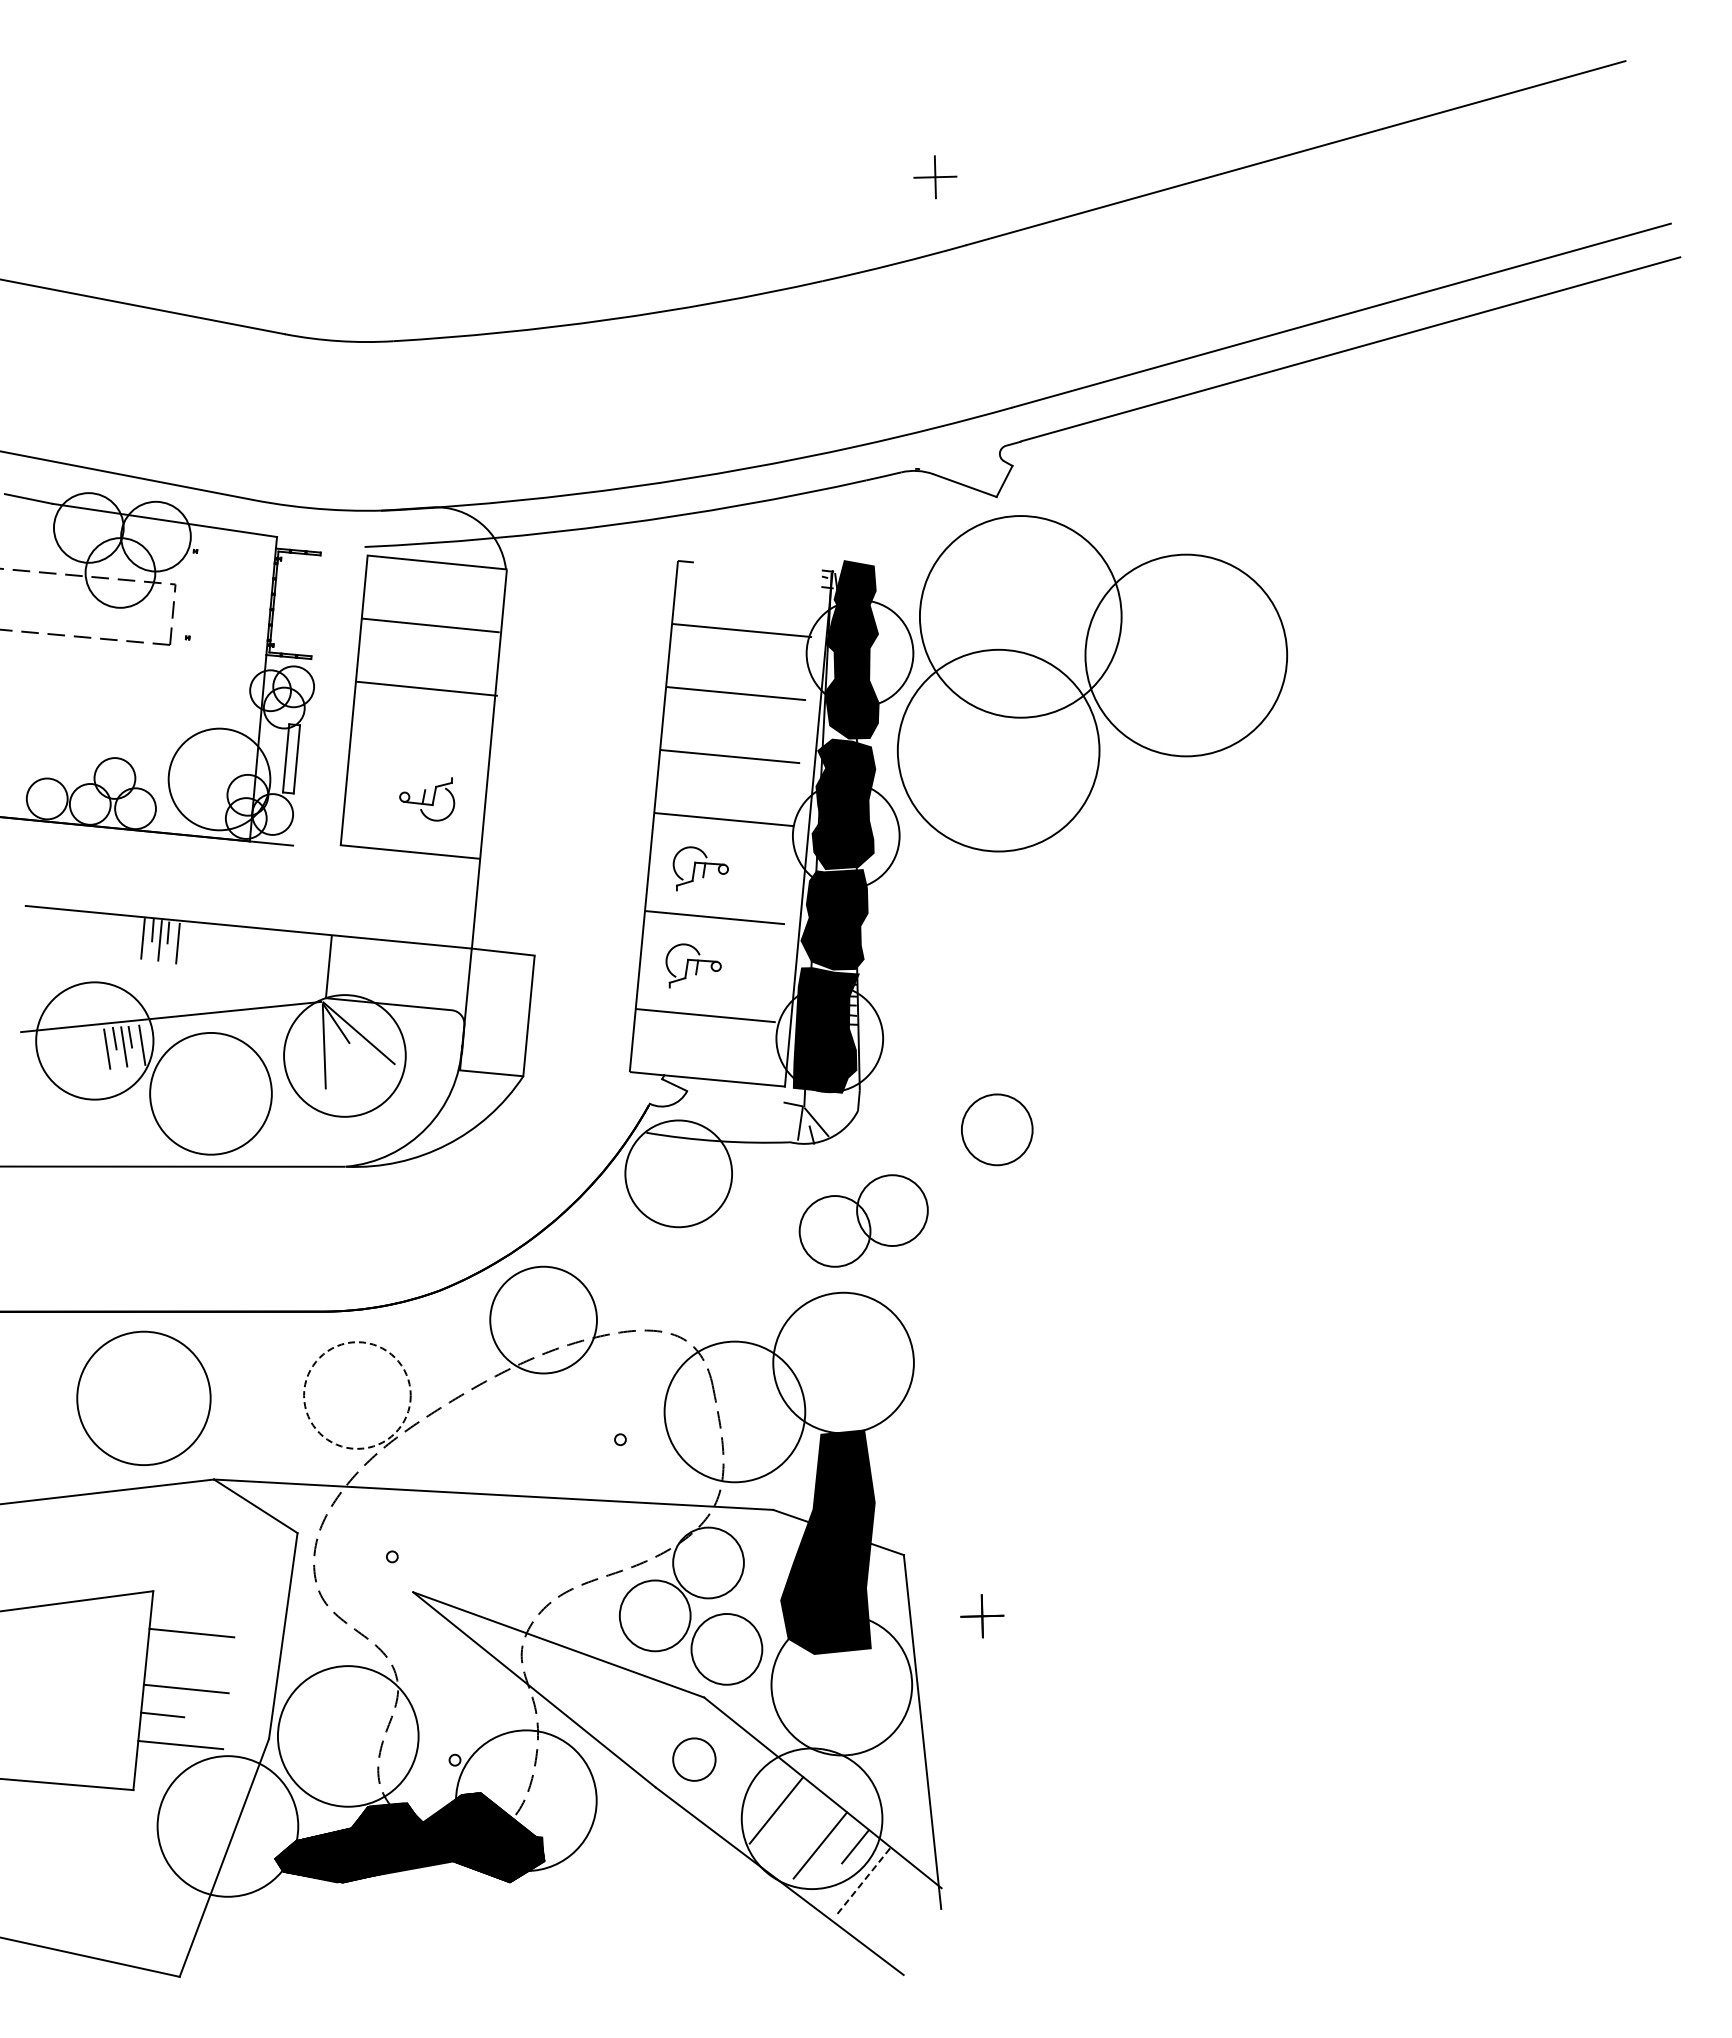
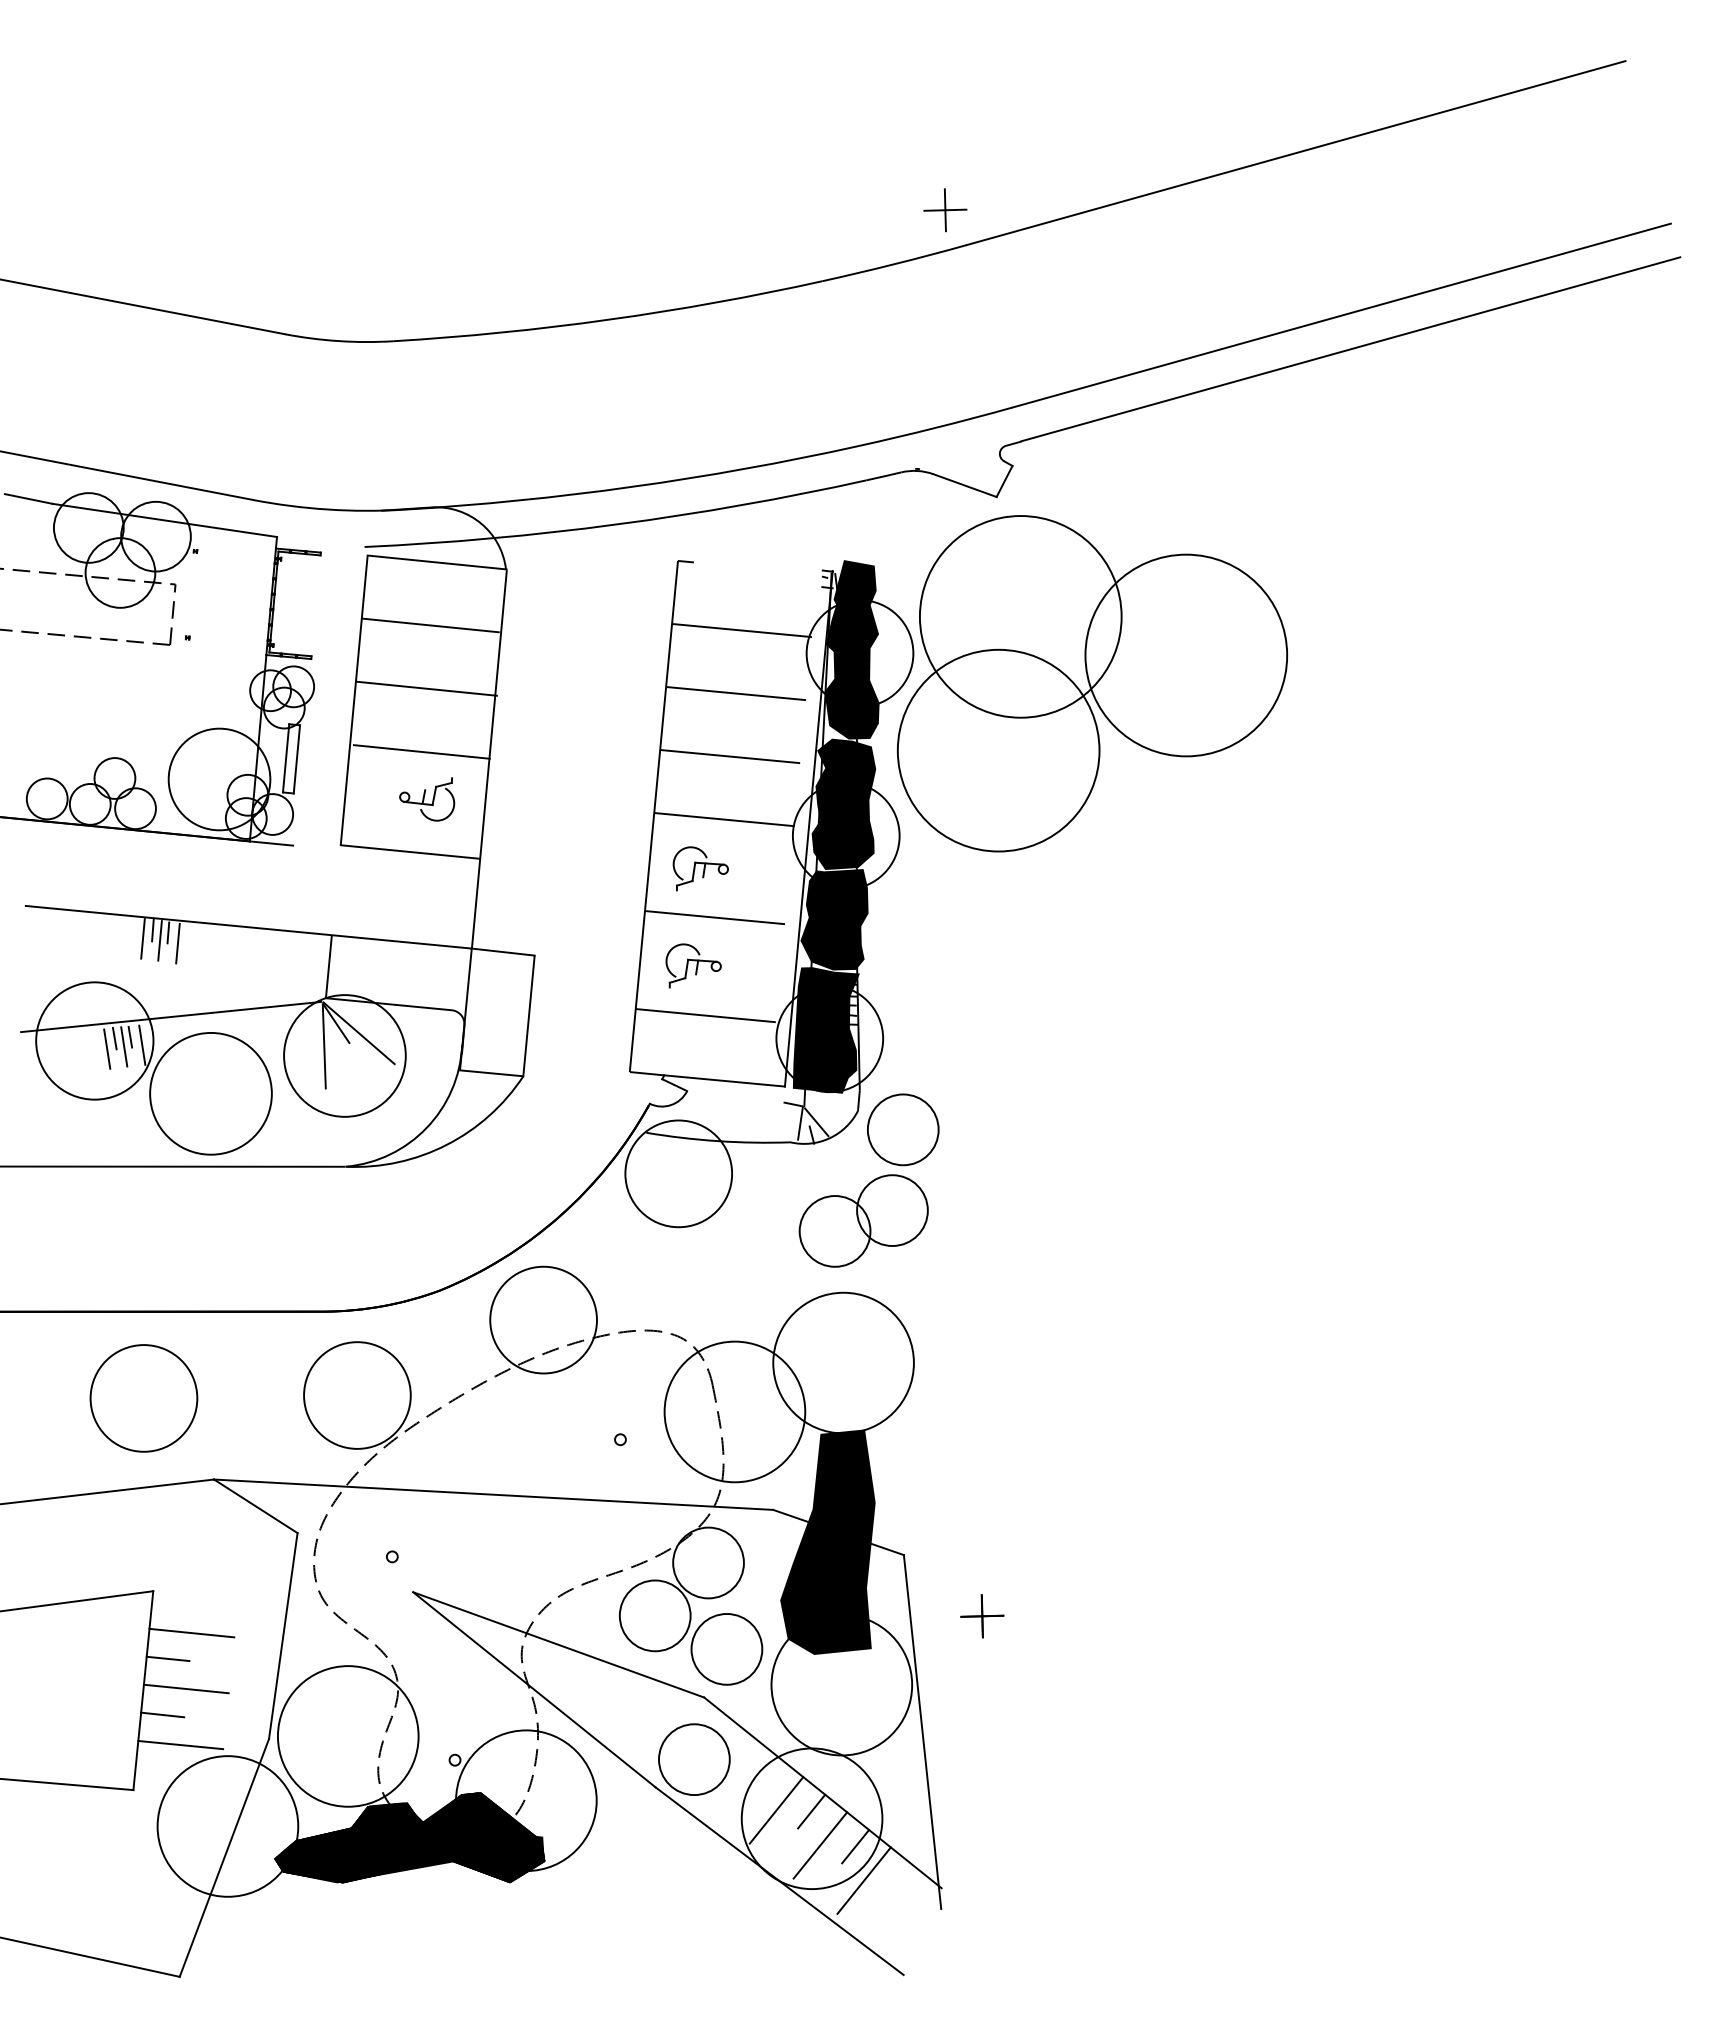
part position: (935, 177) -> (945, 210) (945, 210)
line: none -> present (421, 751)
circle position: (997, 1129) -> (903, 1129) (903, 1129)
circle: dashed -> solid (357, 1395)
circle diameter: 133 px -> 107 px (143, 1398)
line: none -> present (167, 1658)
circle diameter: 42 px -> 71 px (694, 1759)
line: none -> present (811, 1811)
line: dashed -> solid (864, 1880)
